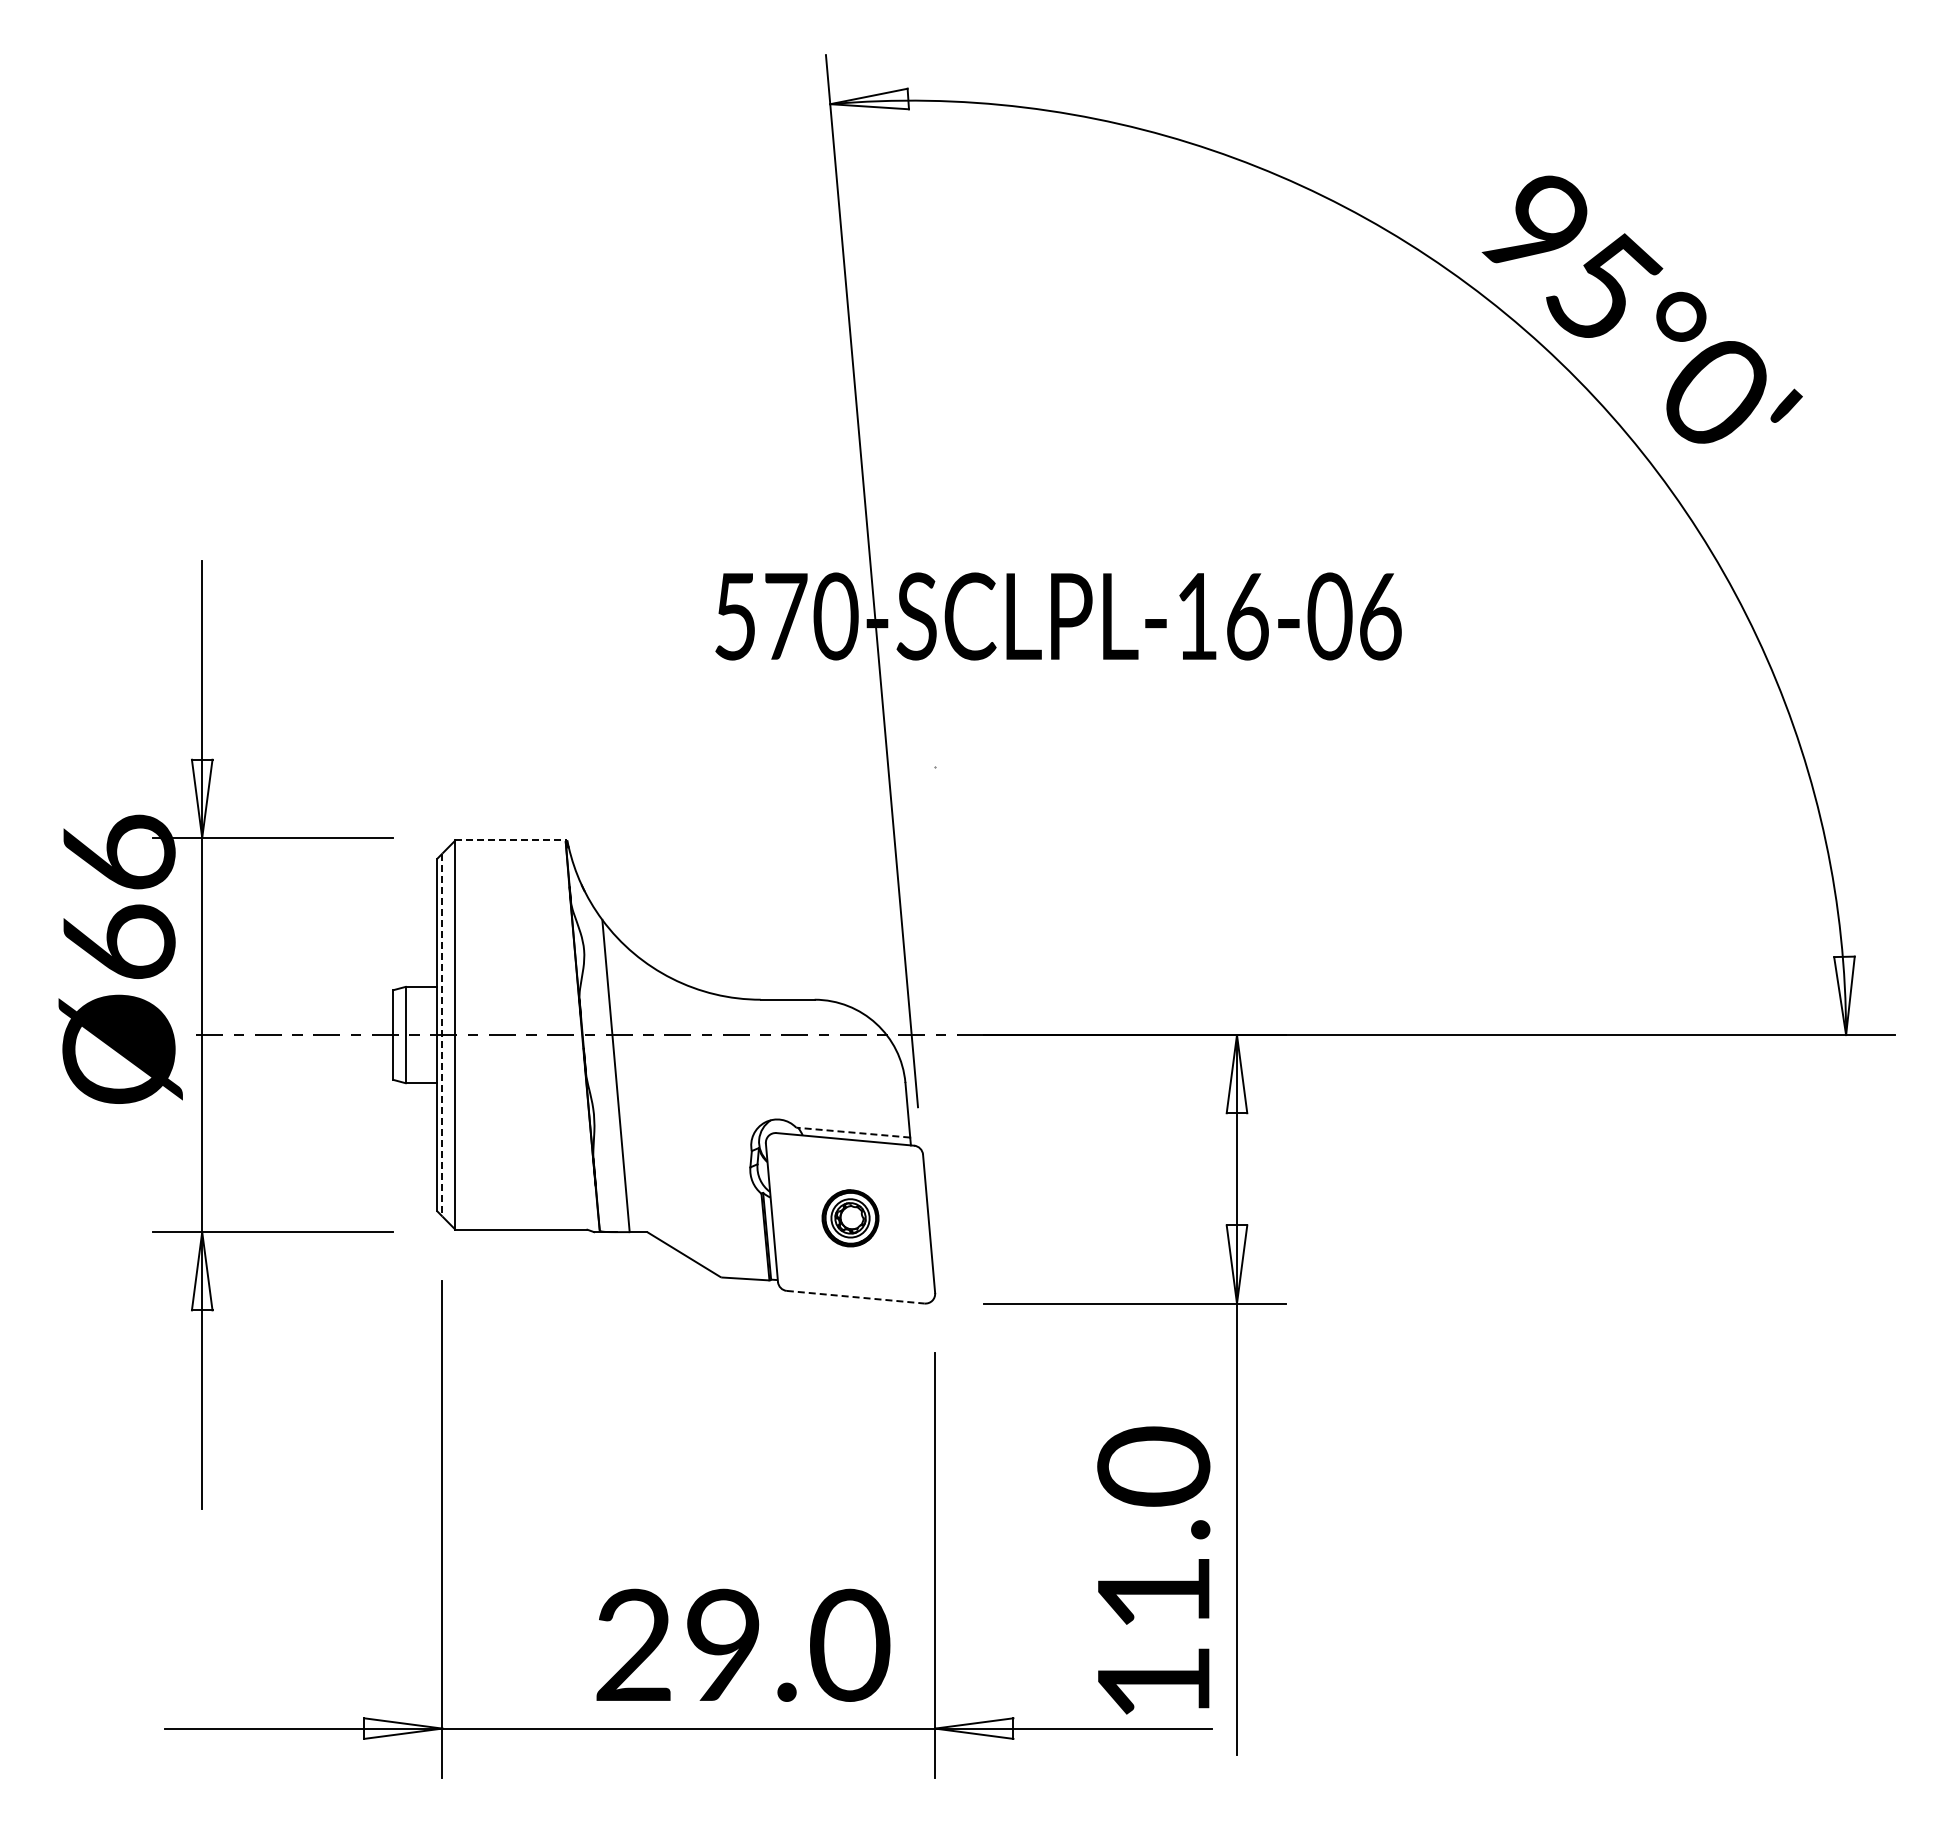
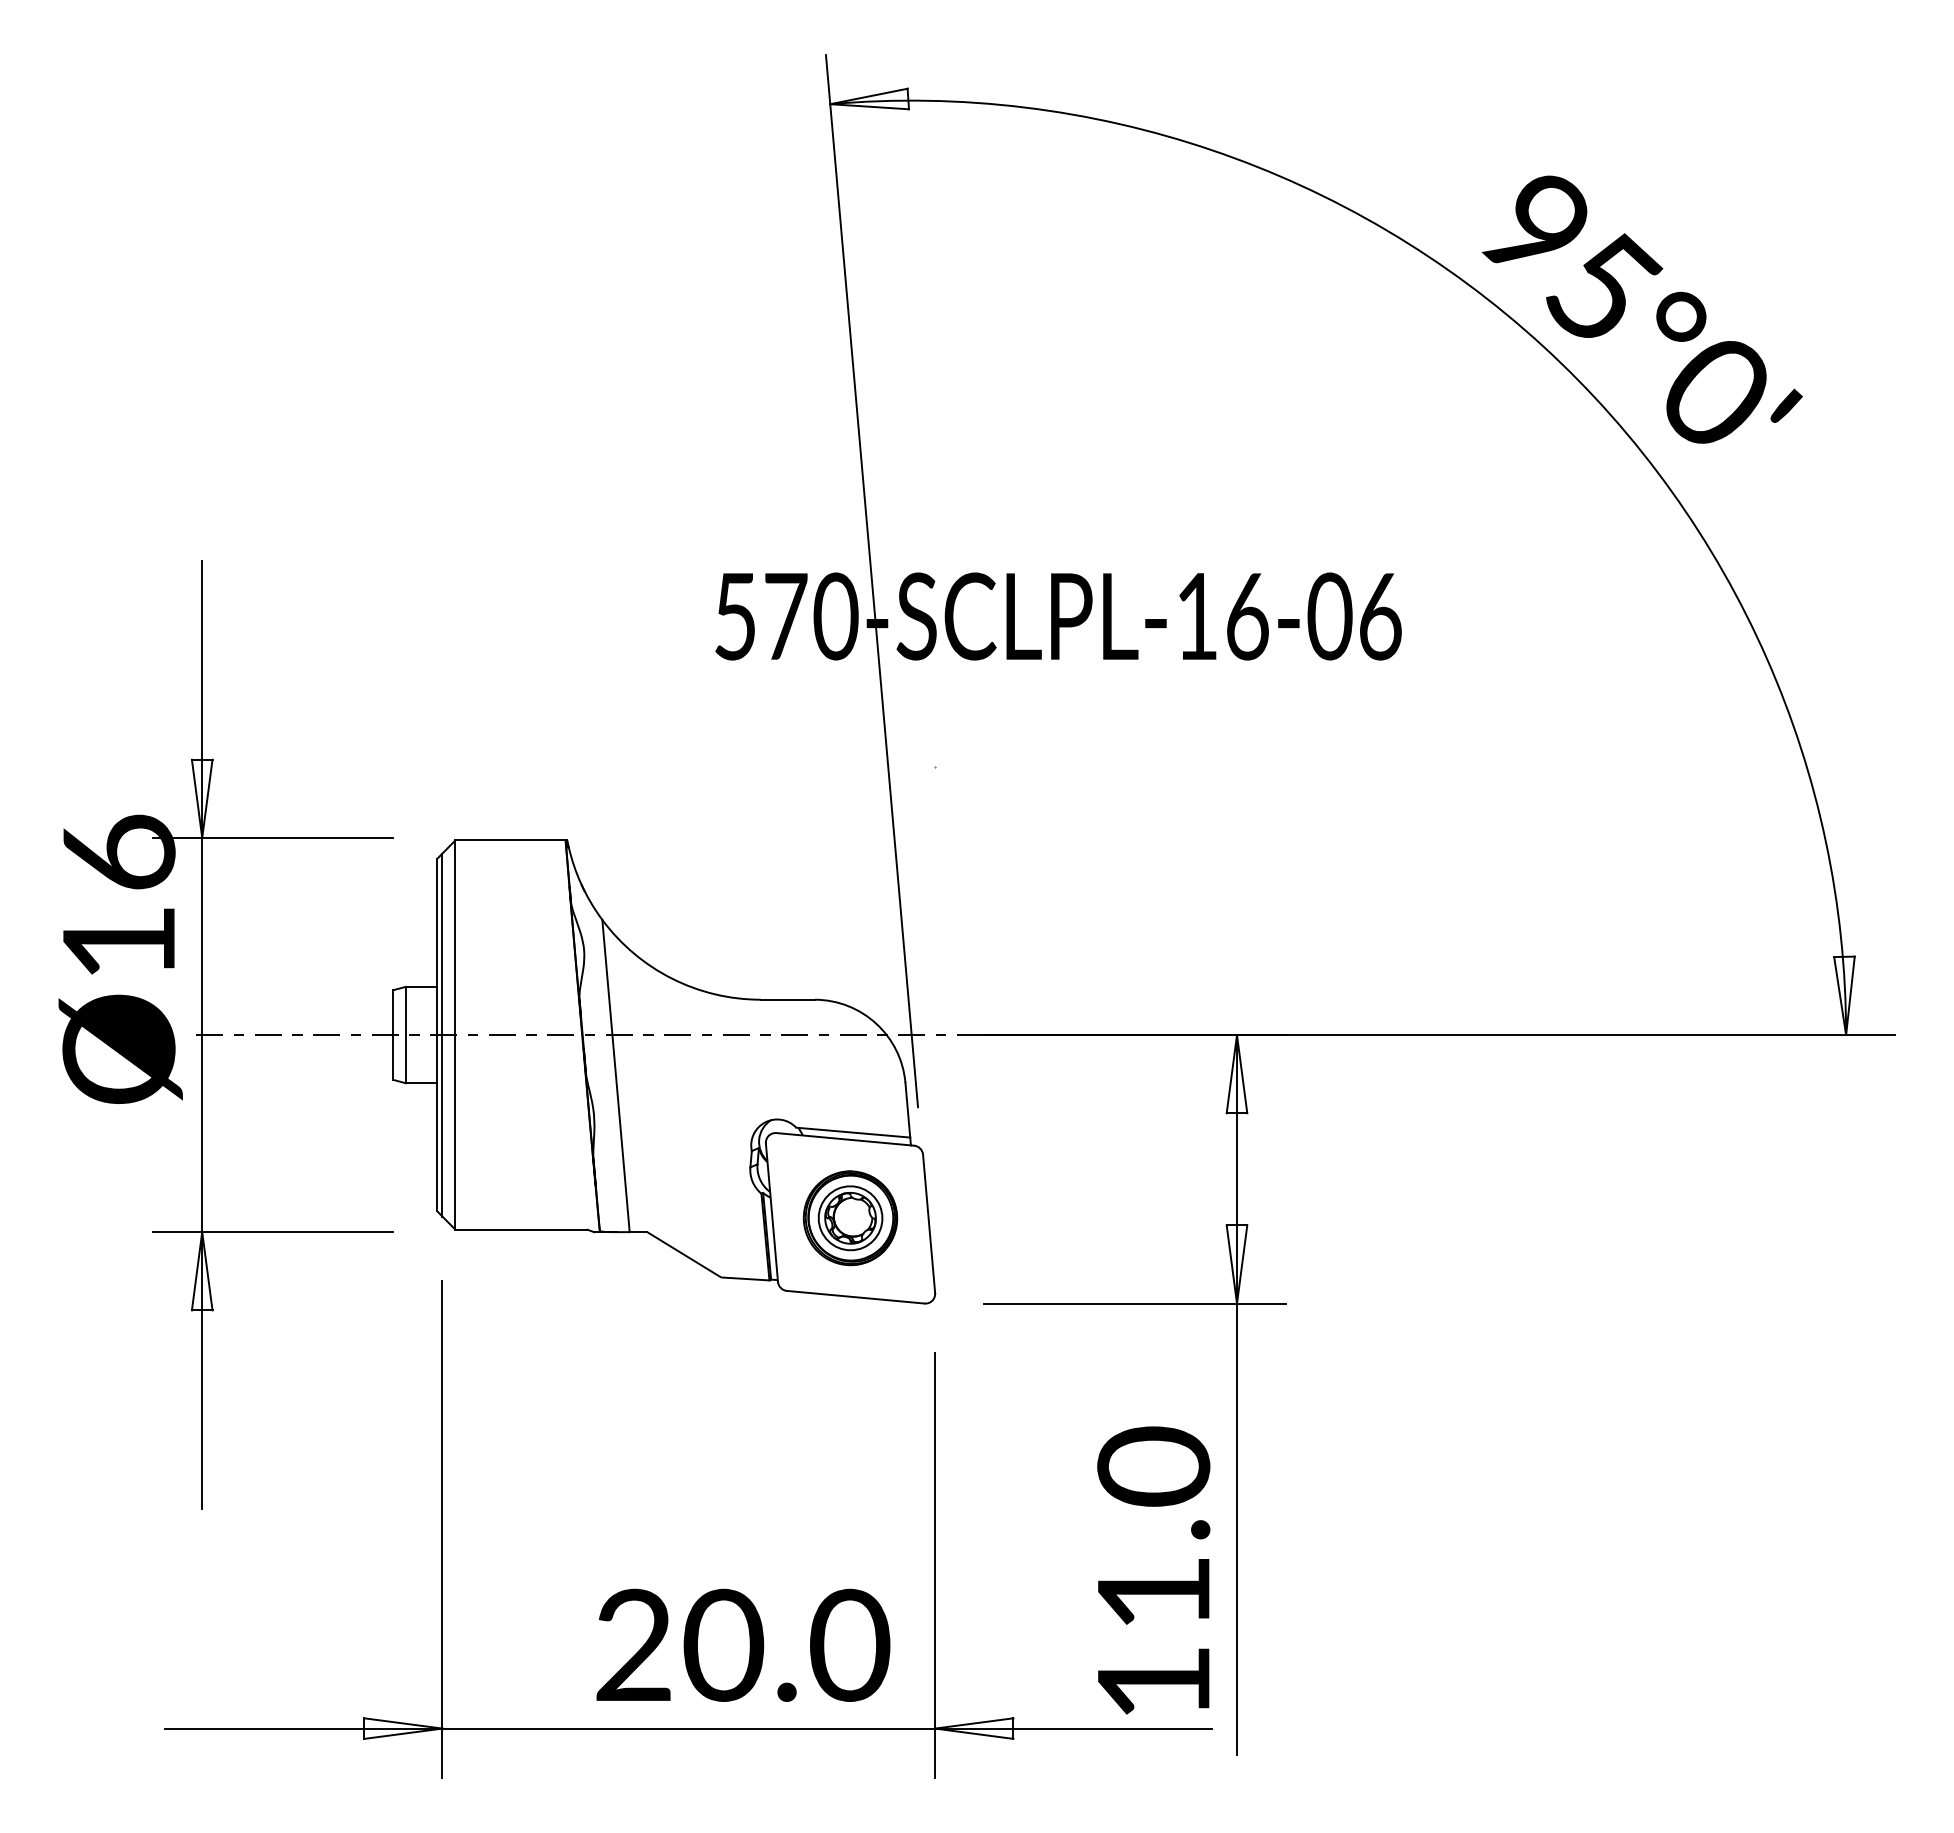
line: dashed -> solid (511, 840)
text: Ø66 -> Ø16 (119, 941)
line: dashed -> solid (442, 1035)
line: dashed -> solid (852, 1132)
part size: 59x59 px -> 97x97 px (850, 1218)
line: dashed -> solid (856, 1297)
text: 29.0 -> 20.0 (723, 1645)
